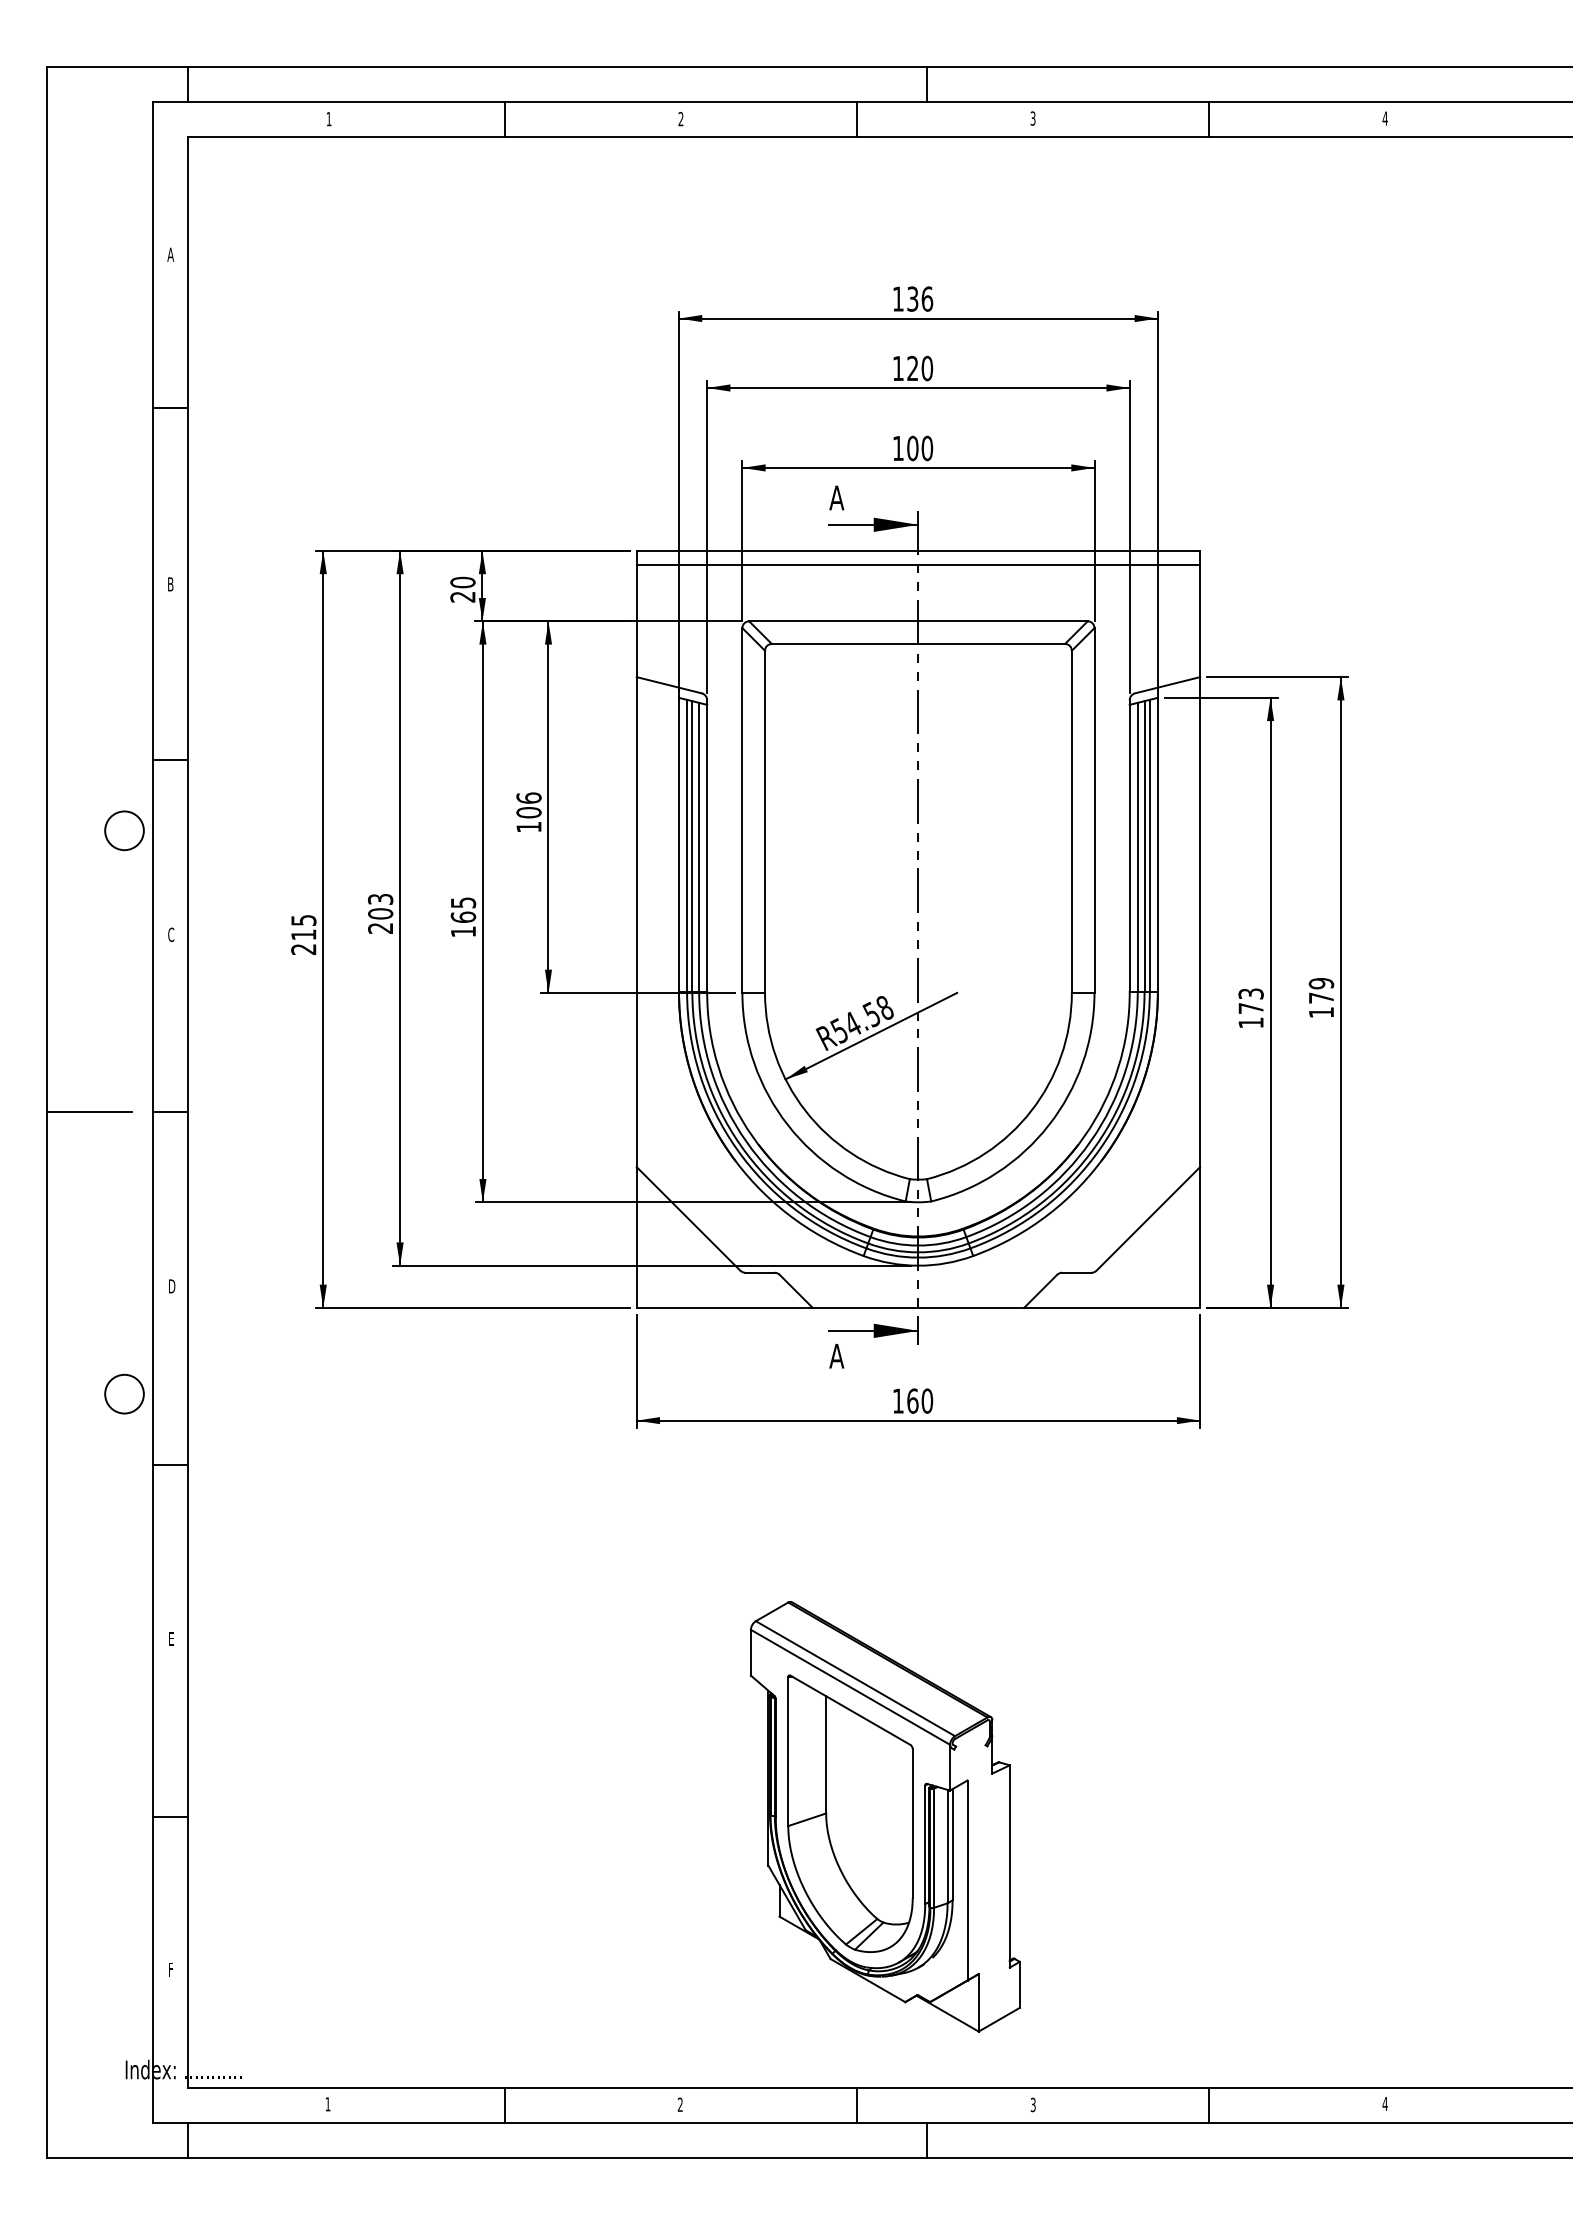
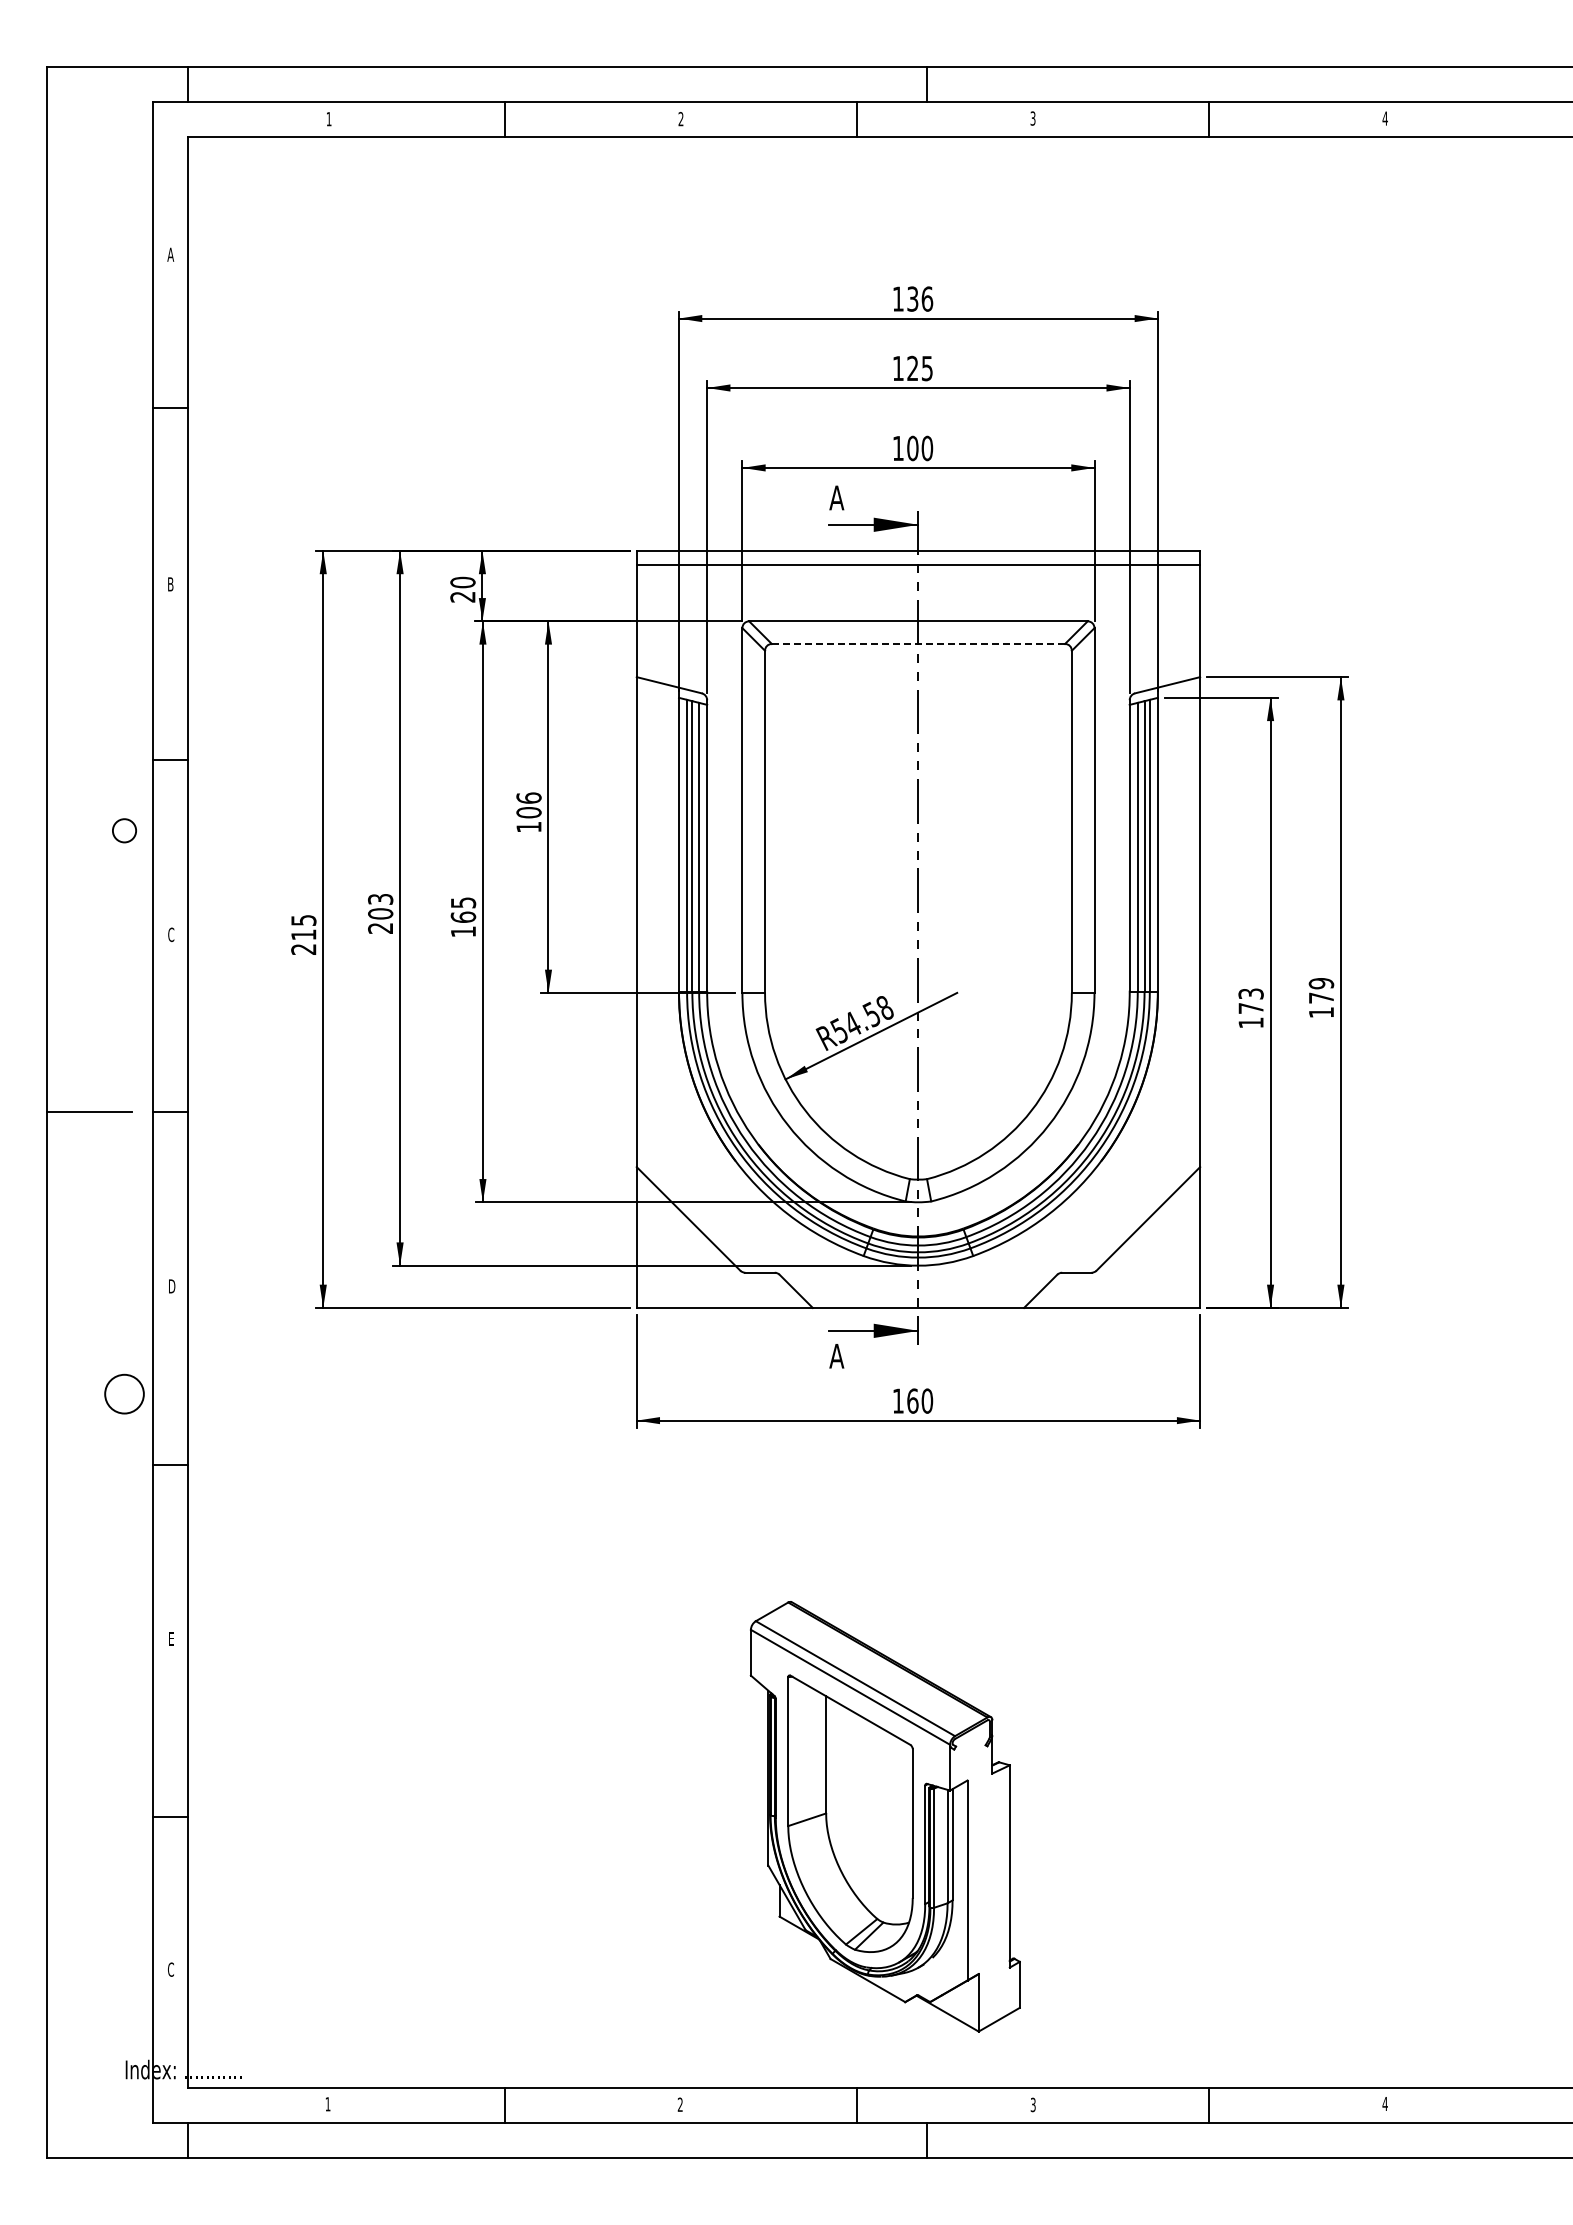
text: 120 -> 125 (927, 368)
line: solid -> dashed (918, 643)
circle diameter: 39 px -> 23 px (124, 830)
text: F -> C (170, 1969)
